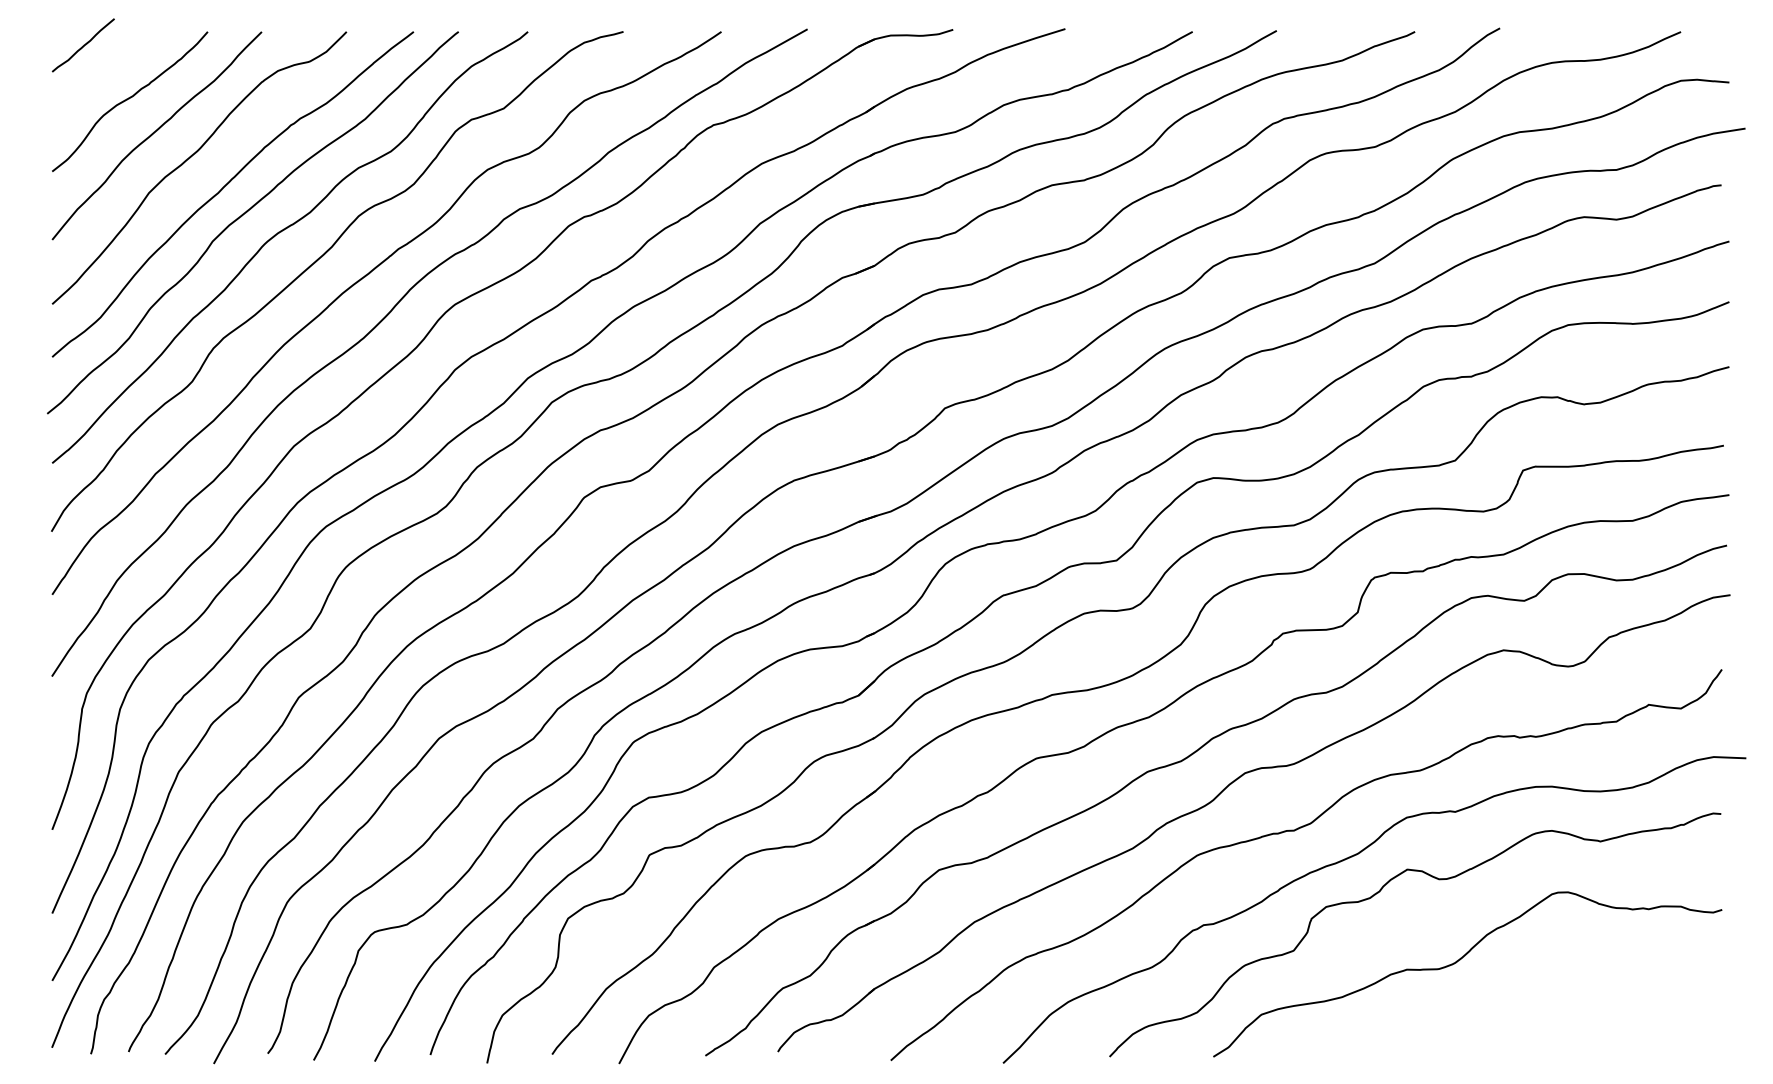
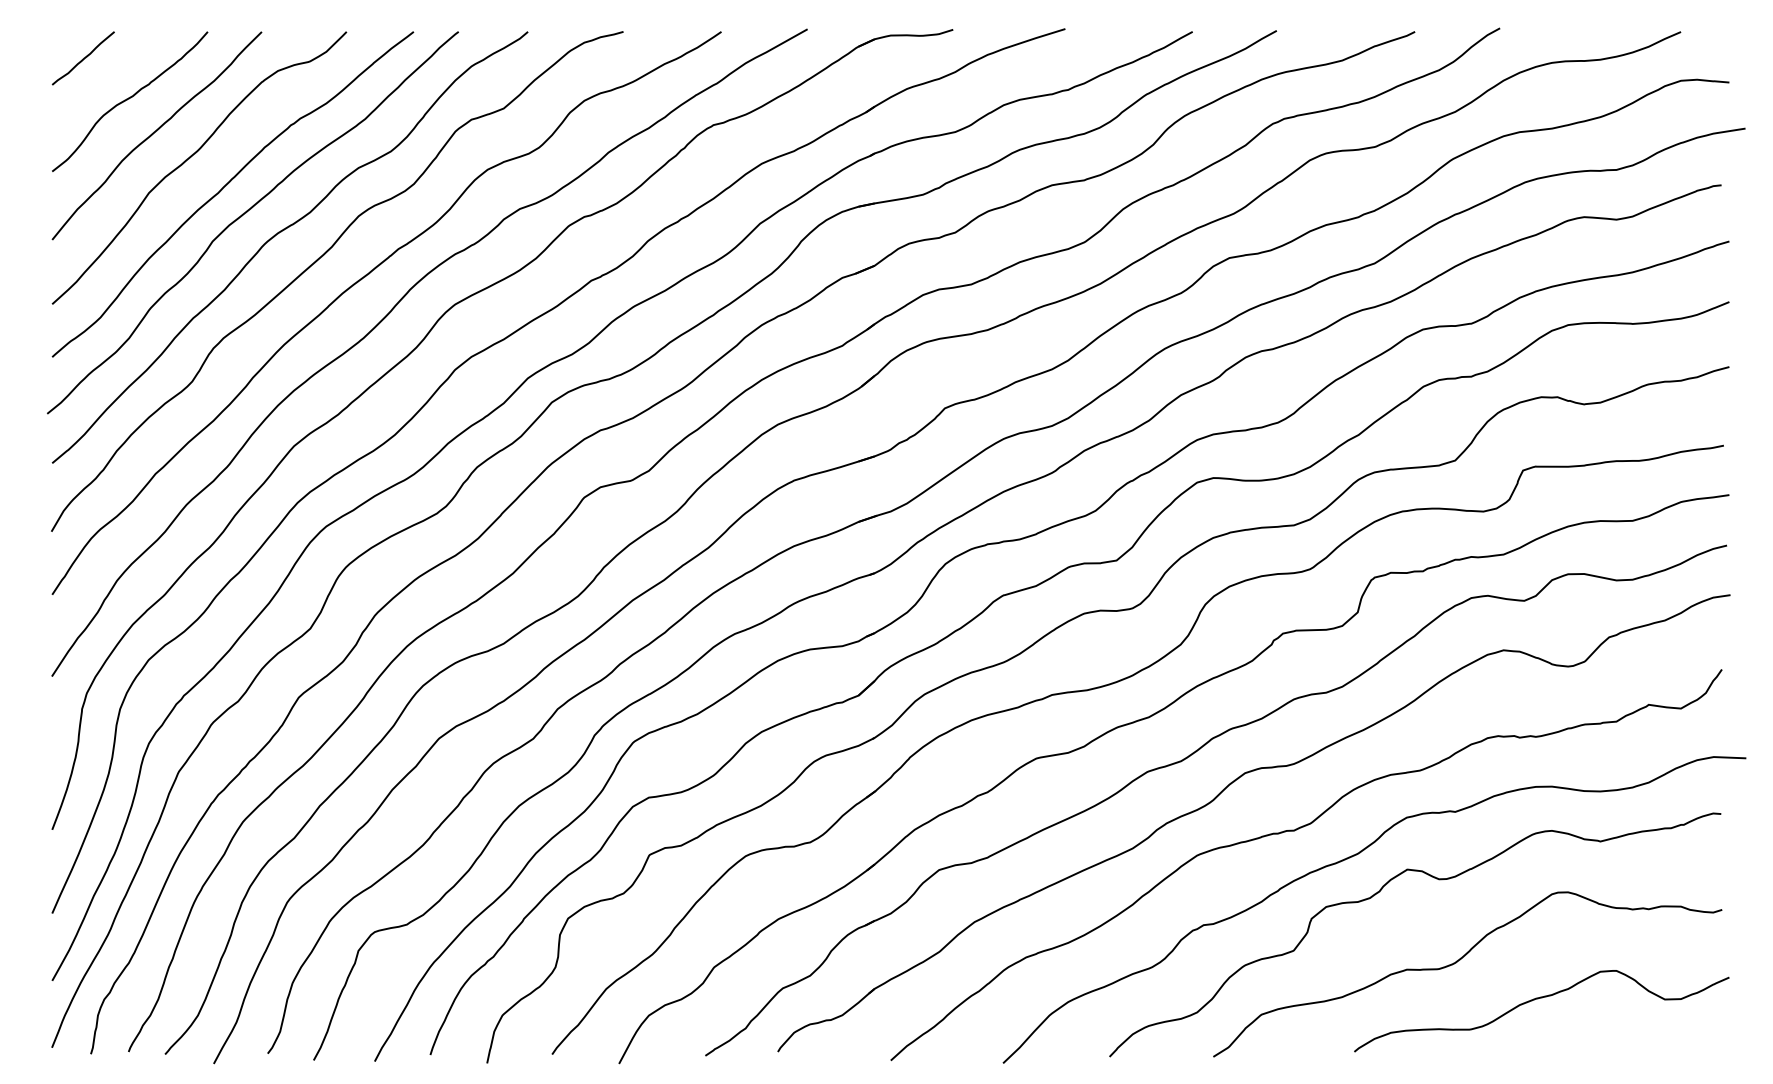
curve position: (82, 45) -> (82, 58) (82, 58)
curve: none -> present (1538, 999)
